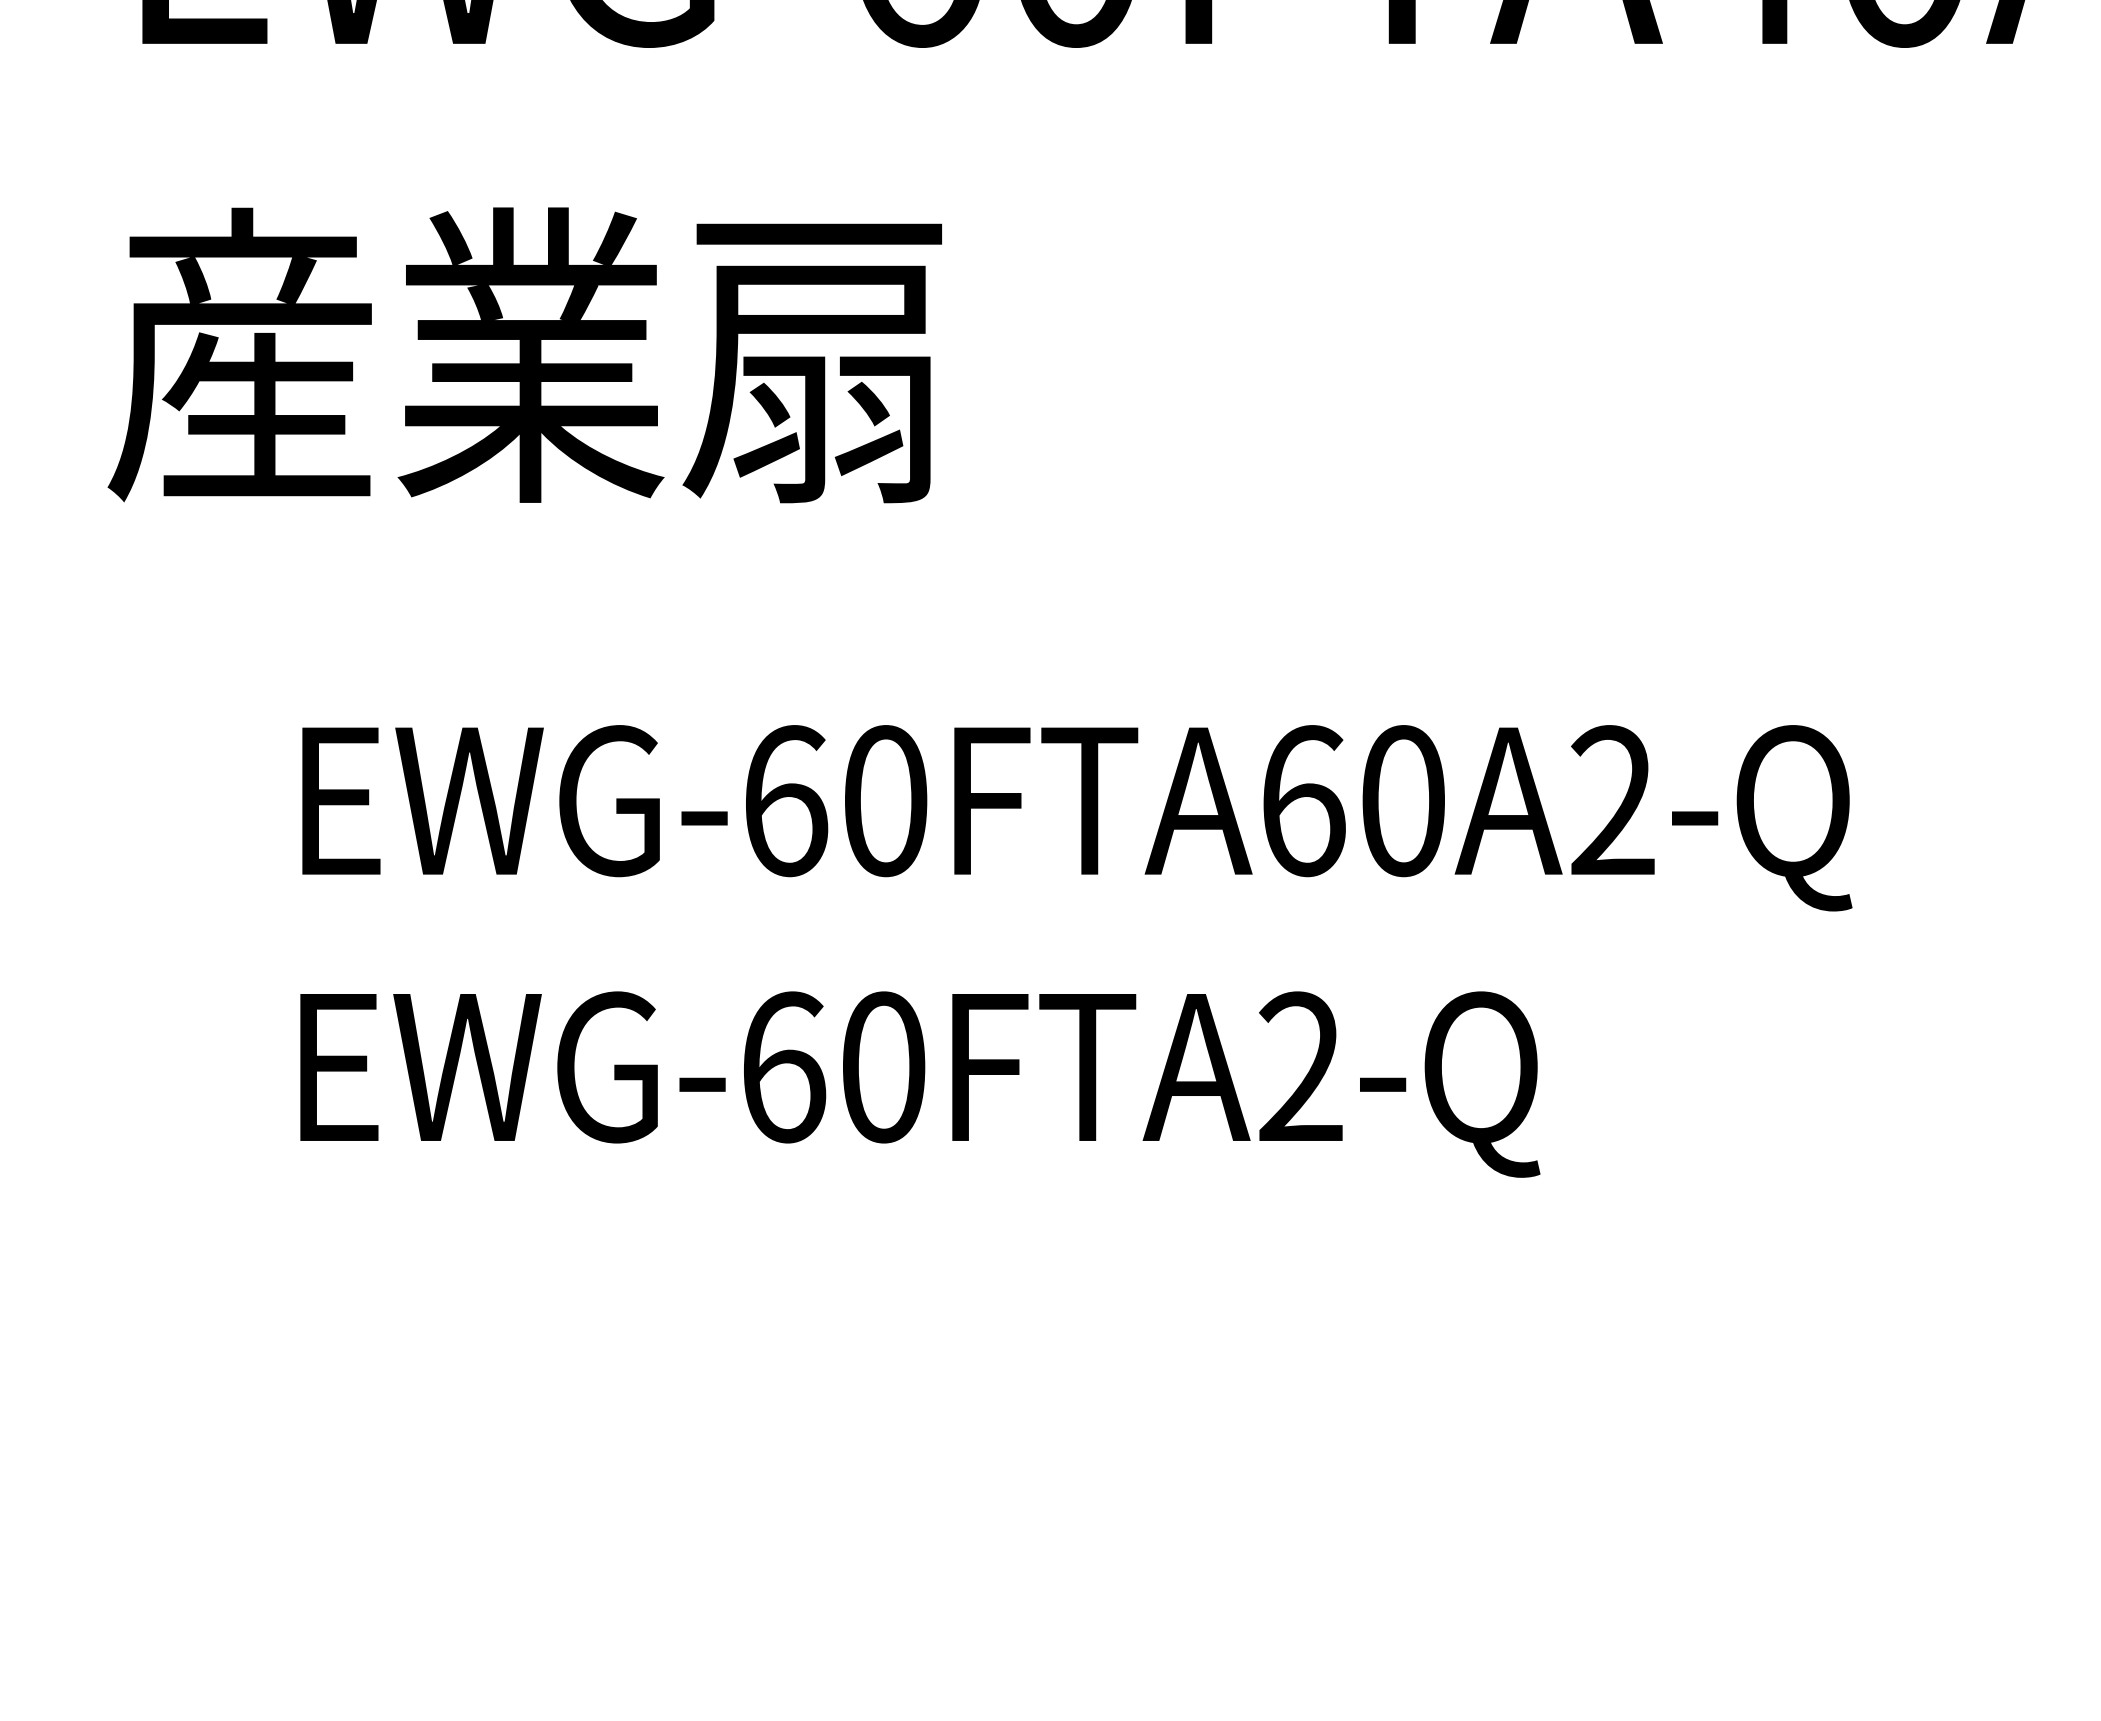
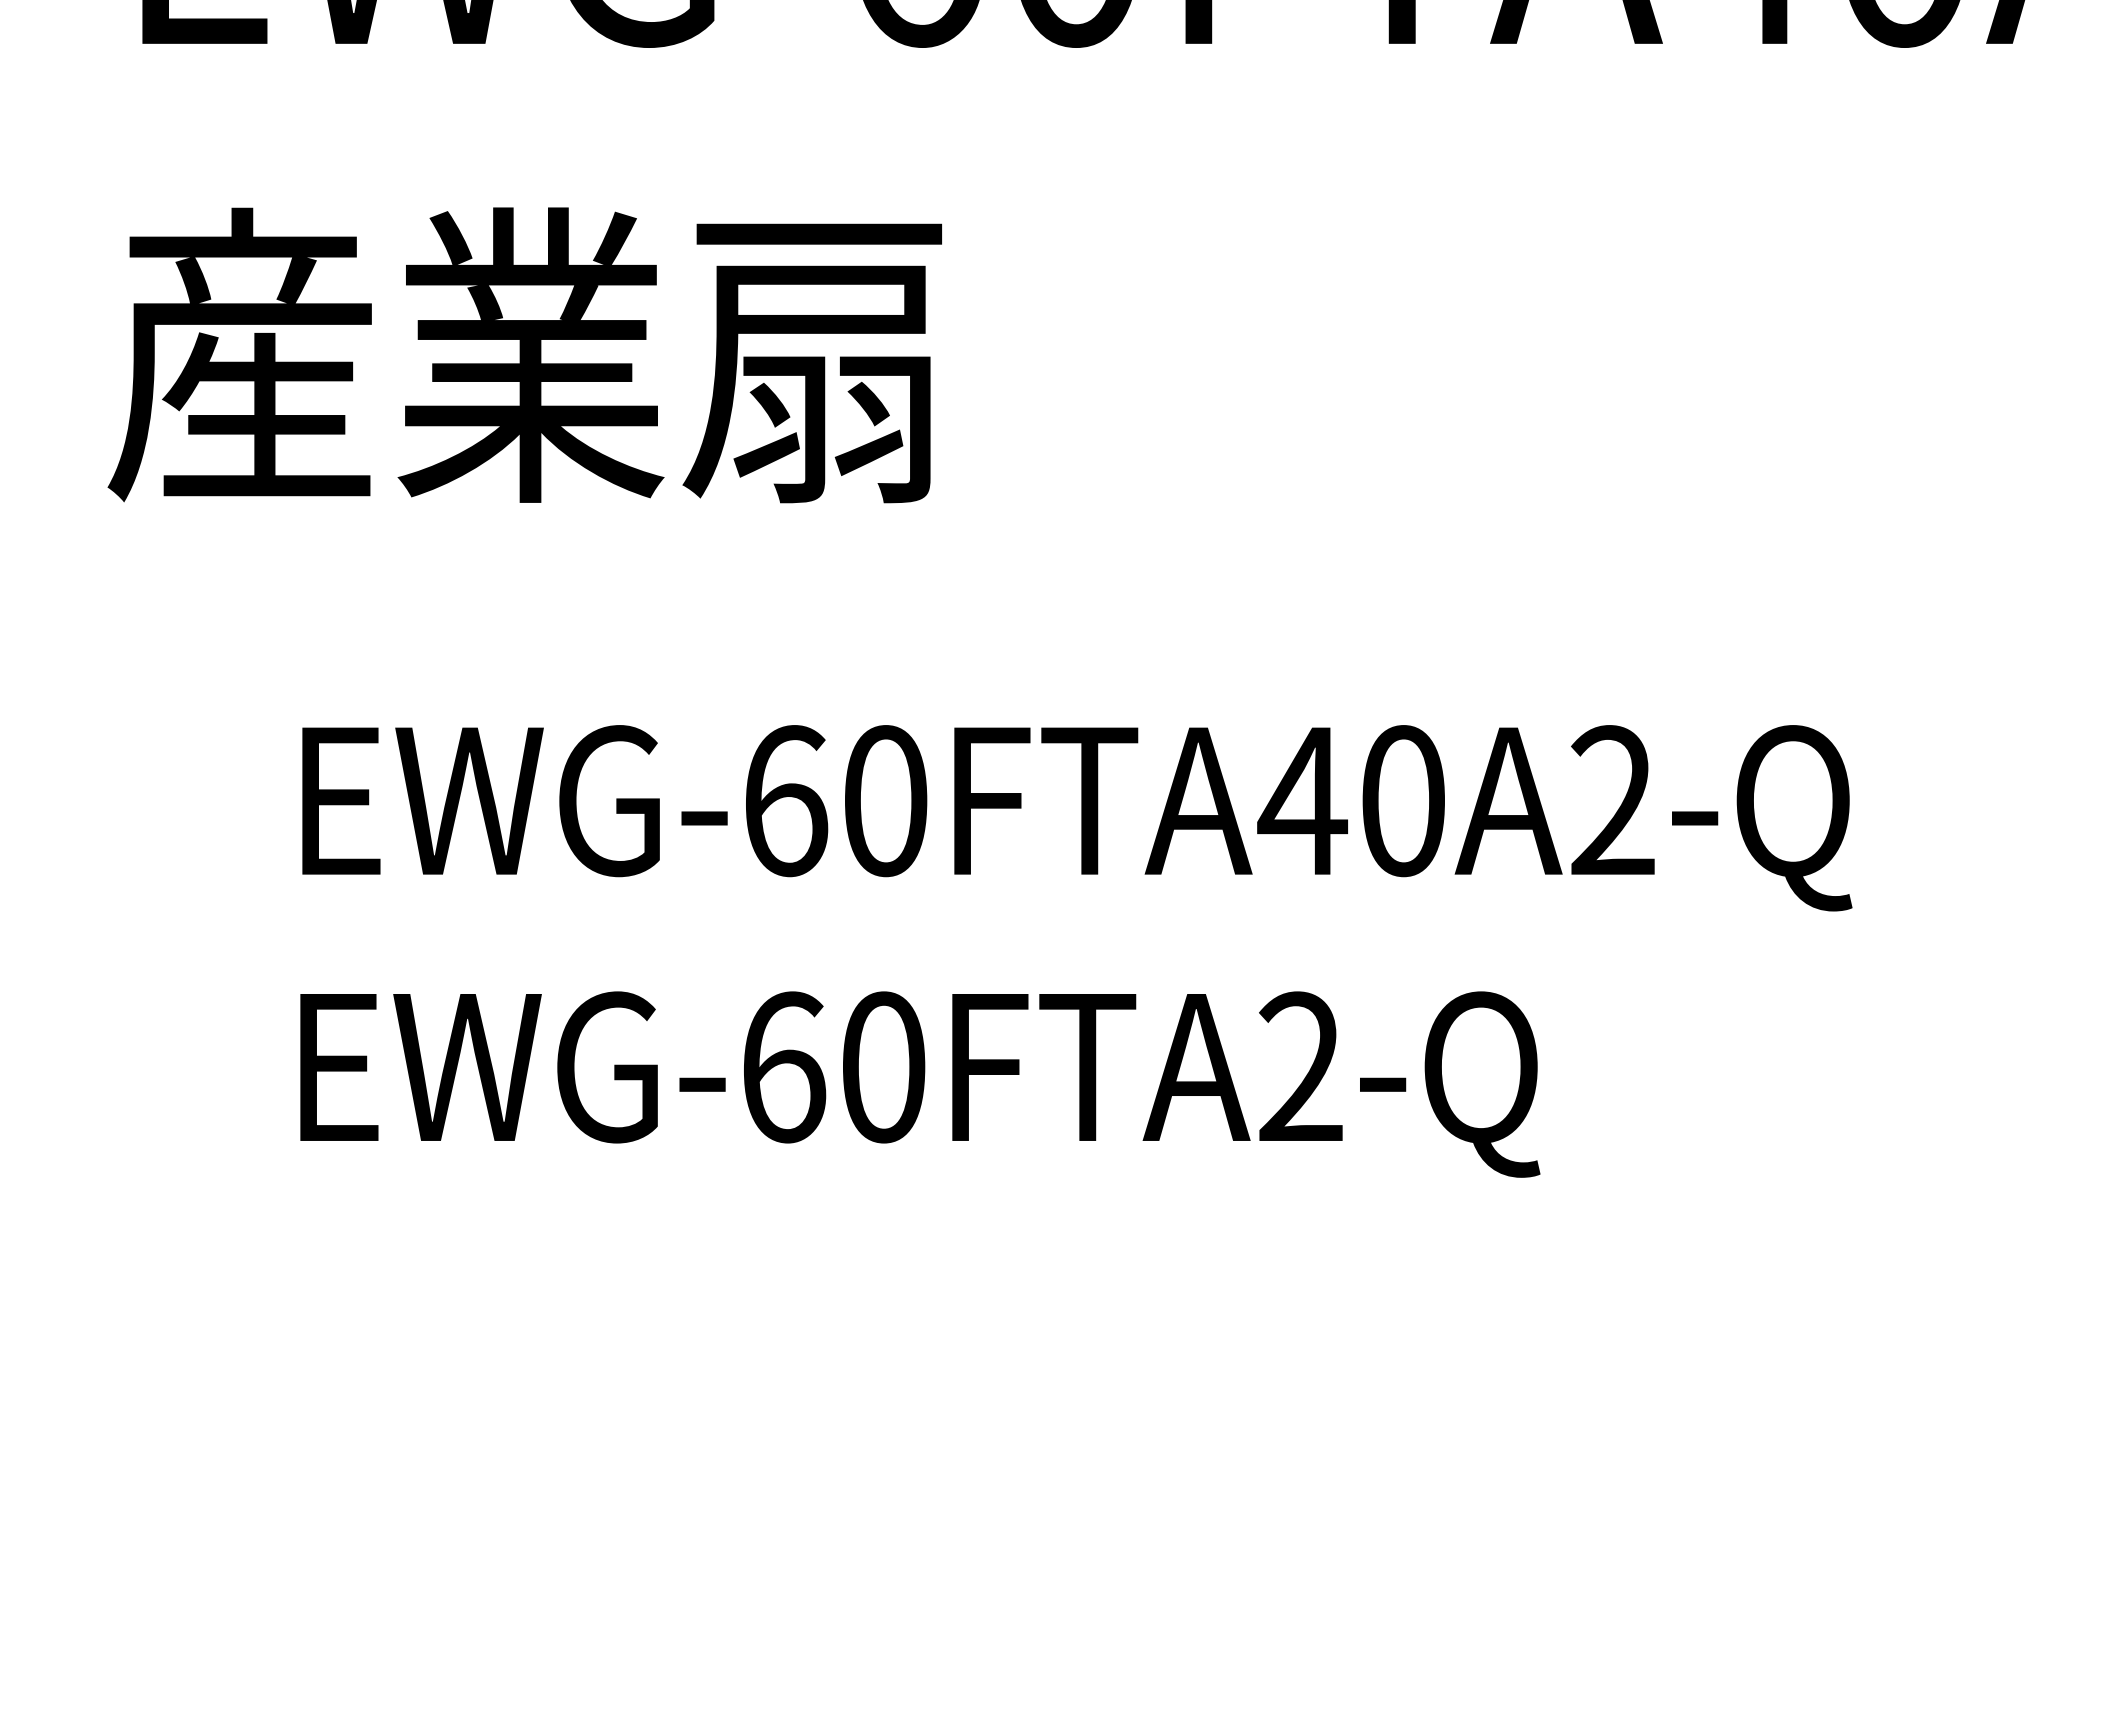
text: EWG-60FTA60A2-Q -> EWG-60FTA40A2-Q (1302, 801)
